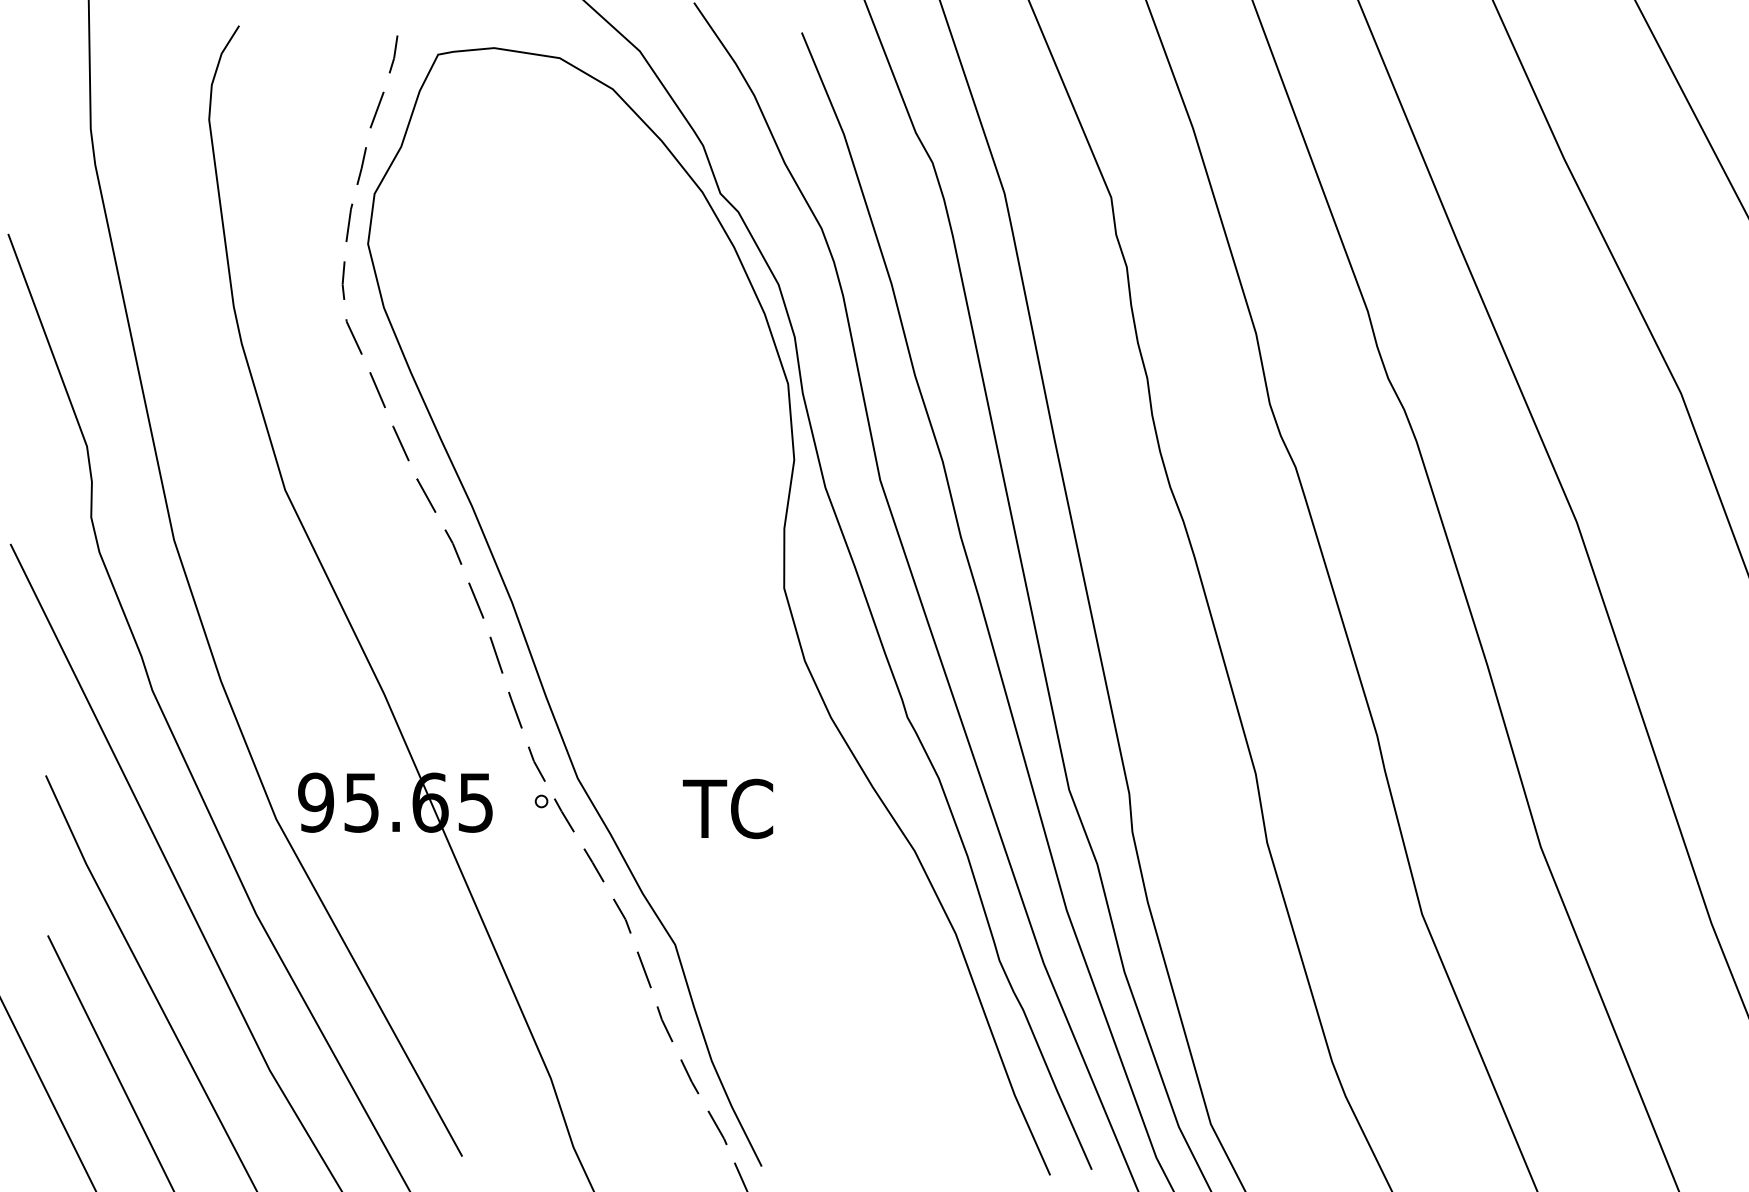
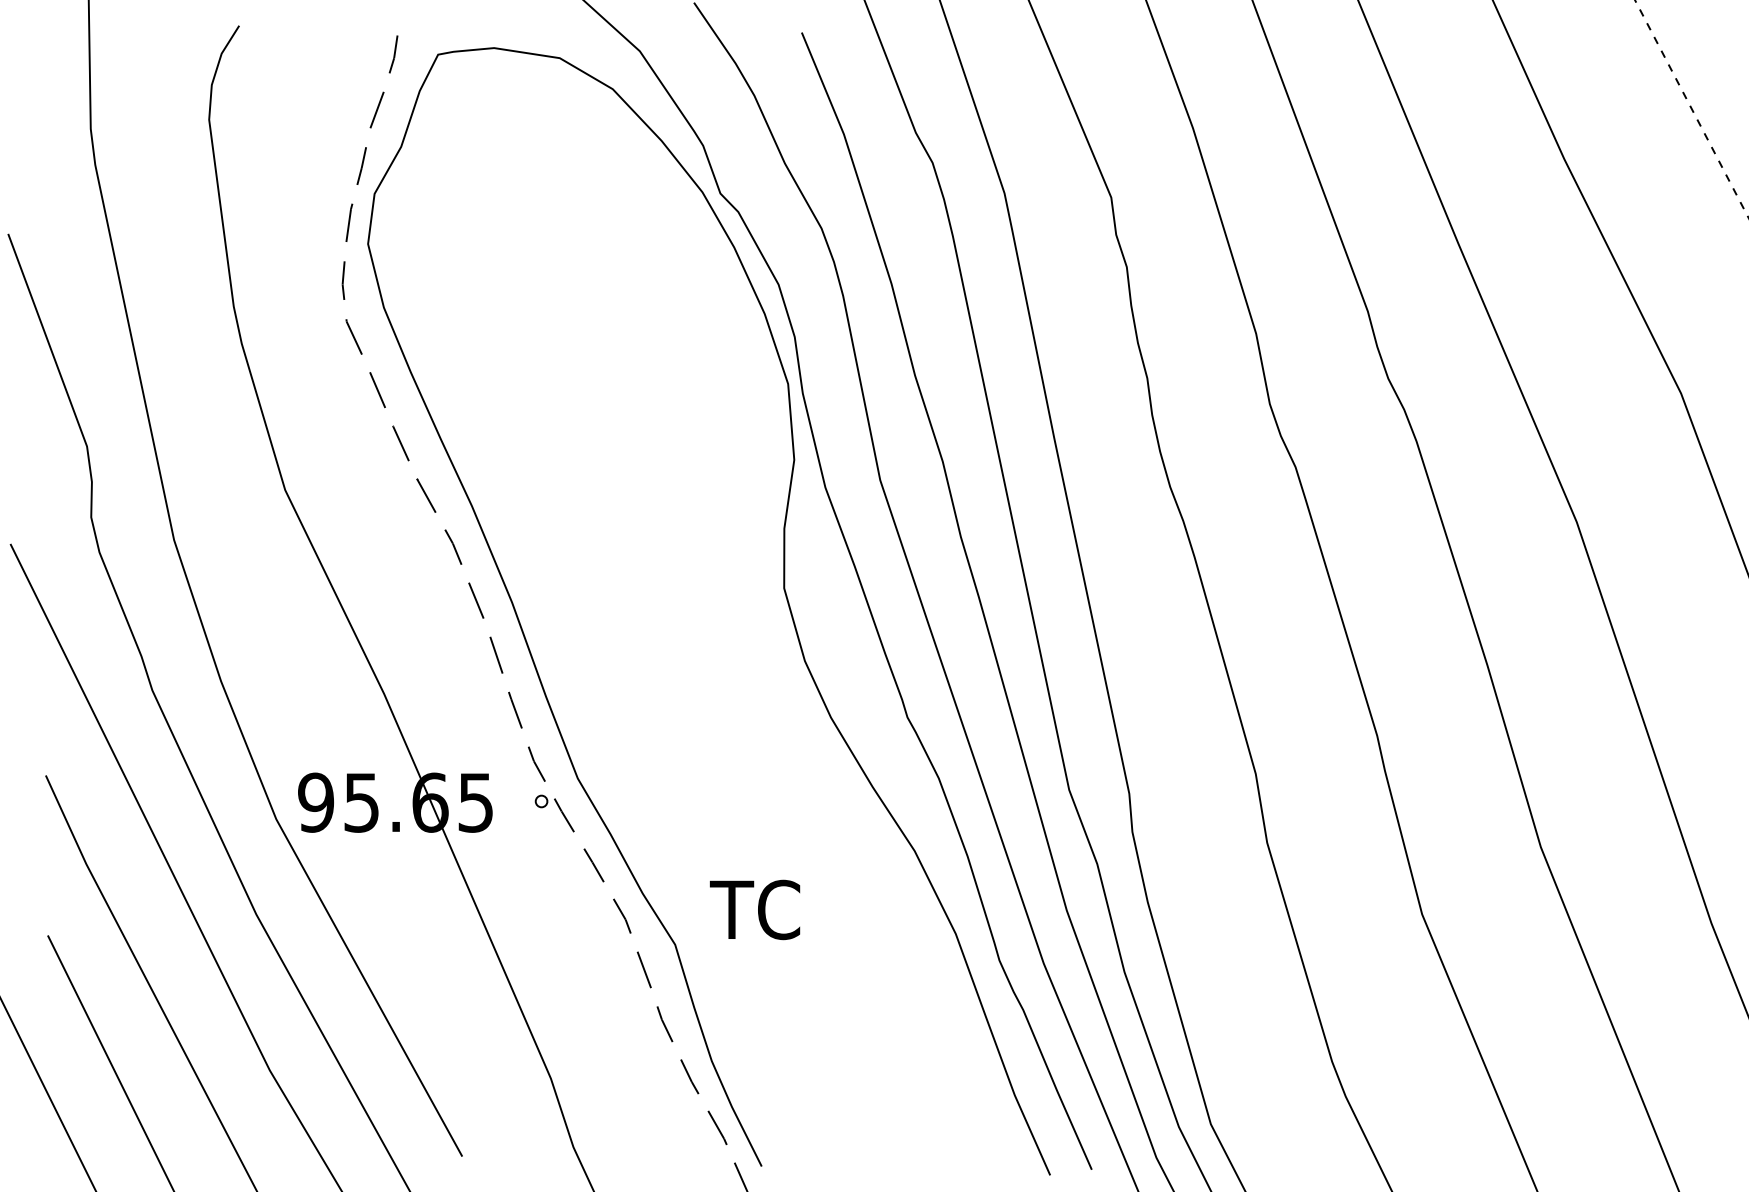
line: solid -> dashed (1692, 109)
text position: (728, 808) -> (755, 909) (755, 909)
